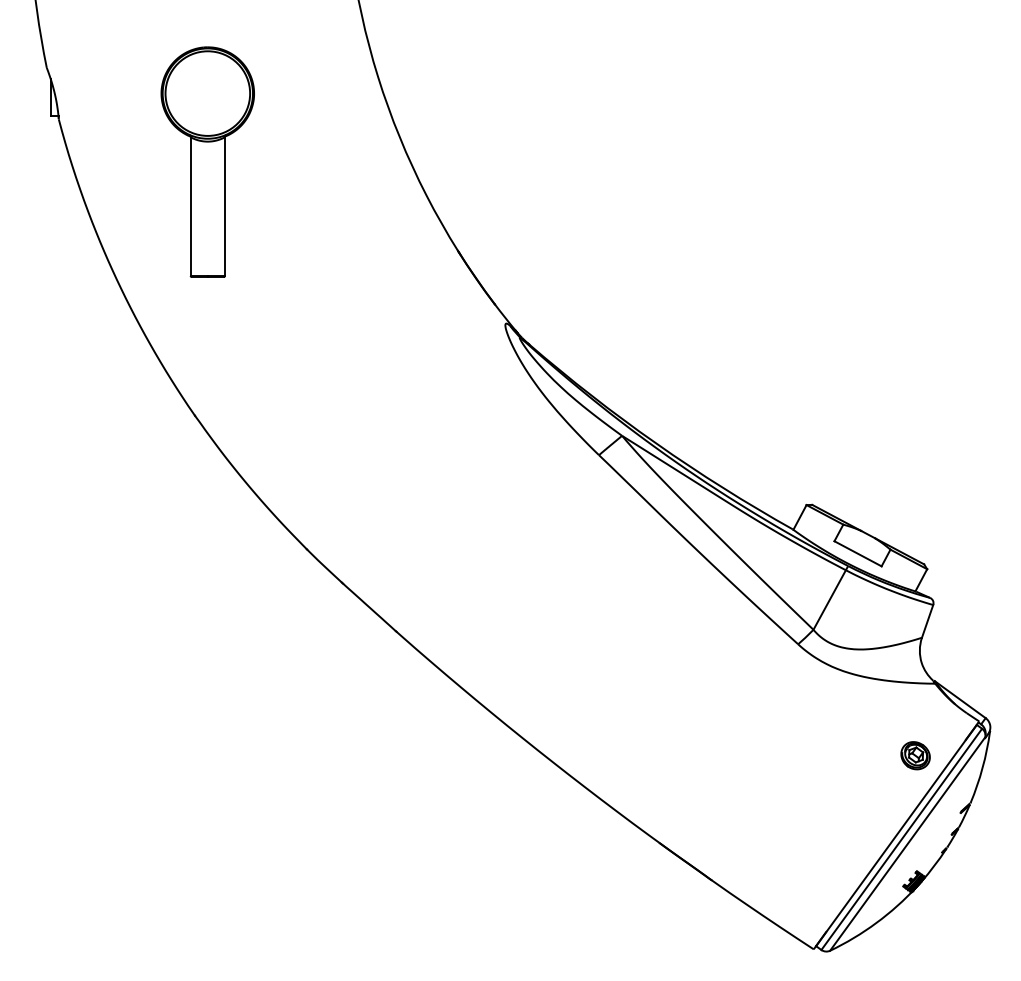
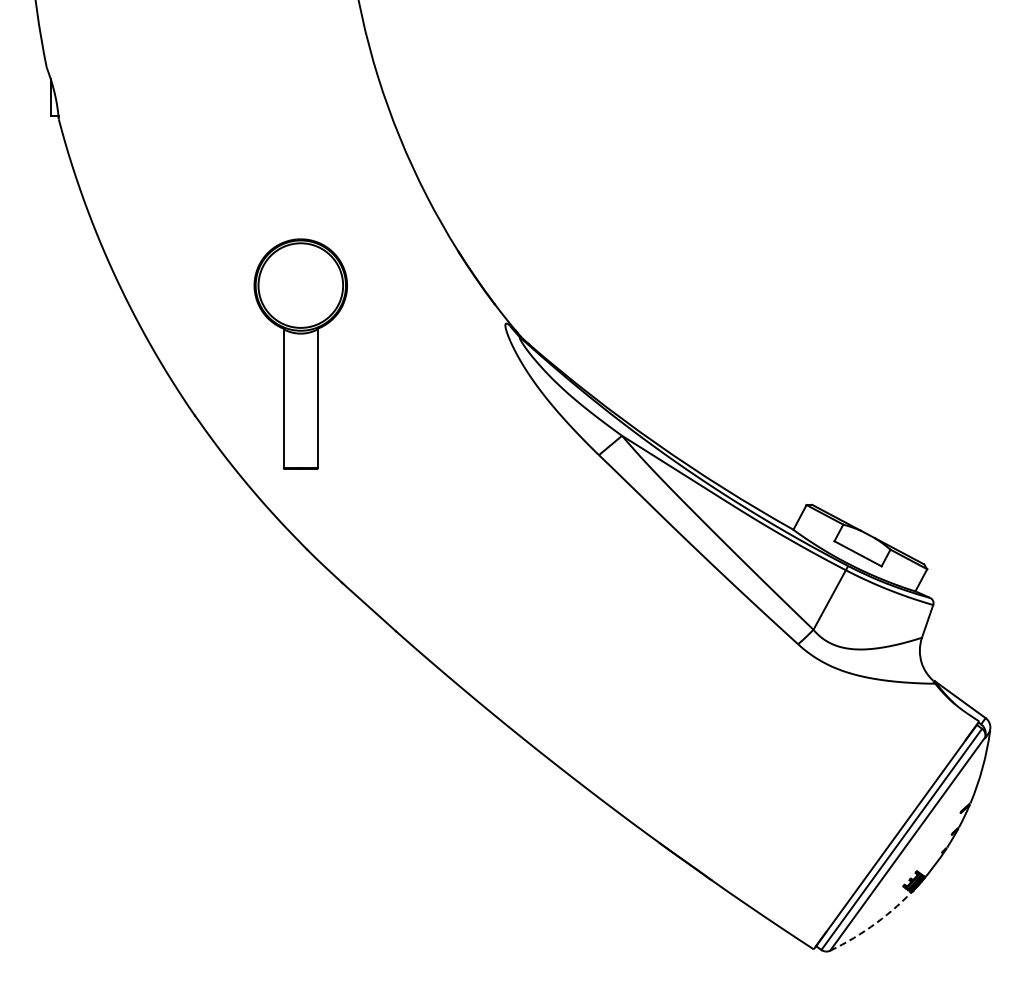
part position: (207, 161) -> (300, 353) (300, 353)
part: present -> none (915, 755)
arc: solid -> dashed (876, 923)
